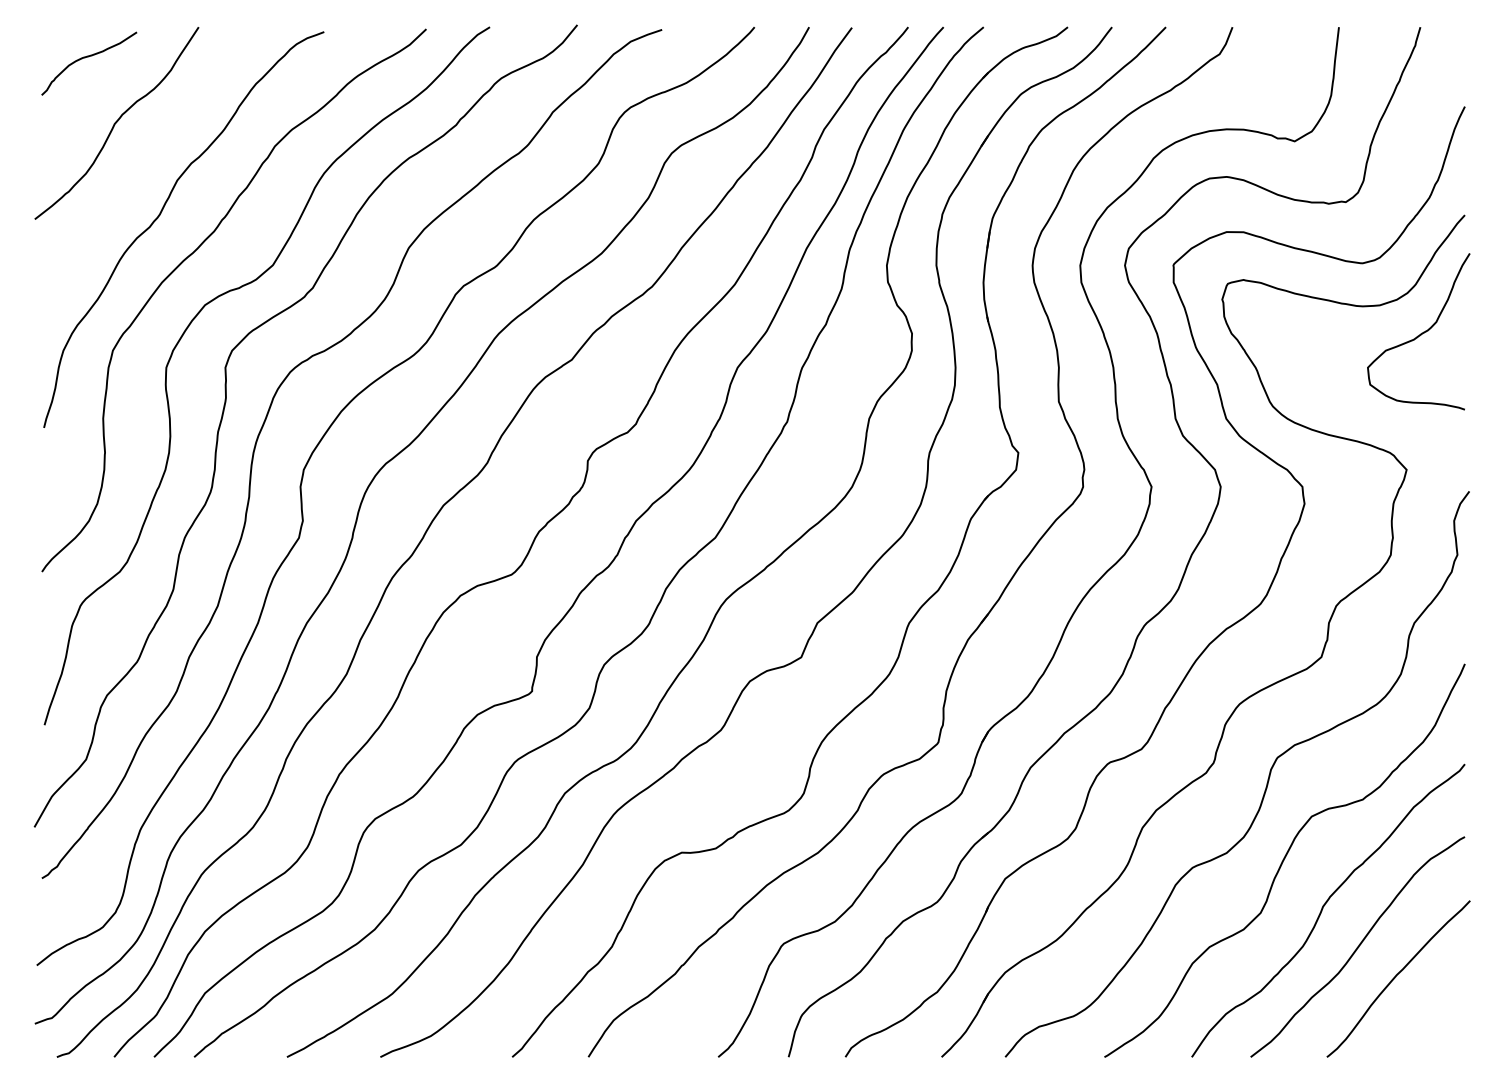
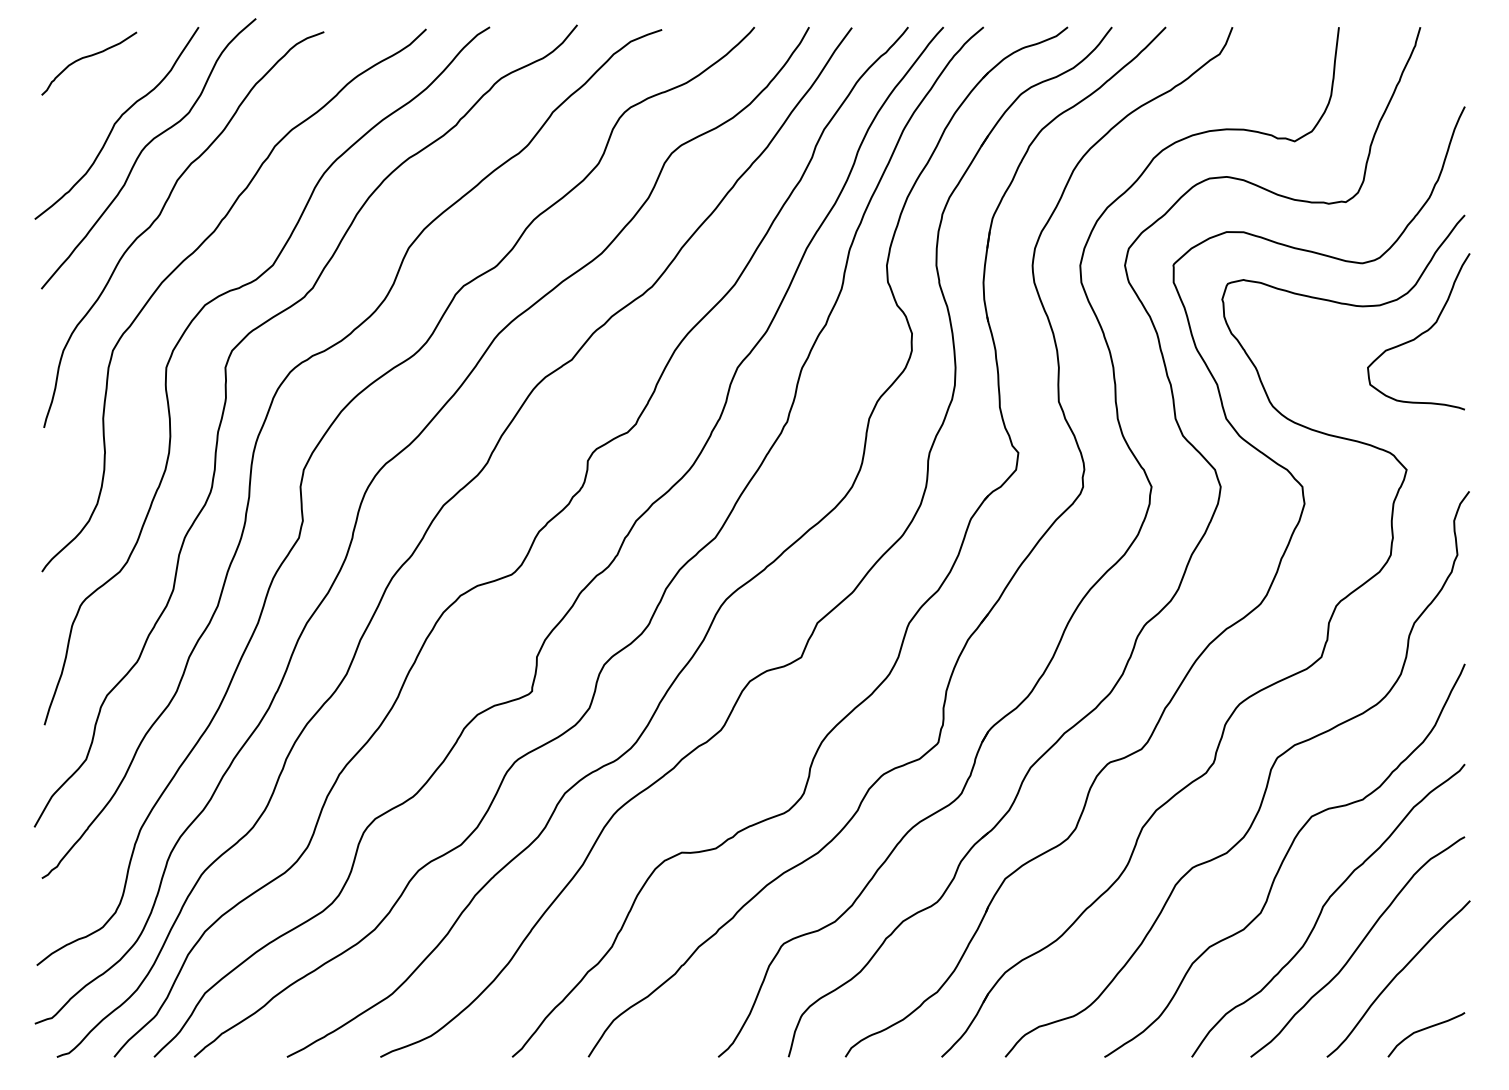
curve: none -> present (144, 149)
curve: none -> present (1426, 1029)
